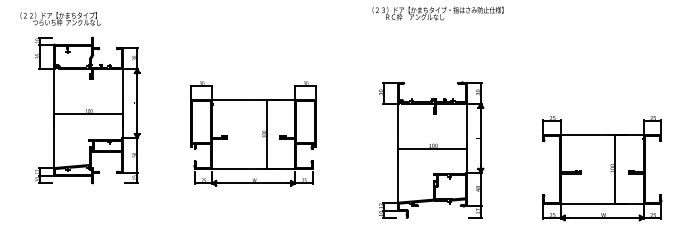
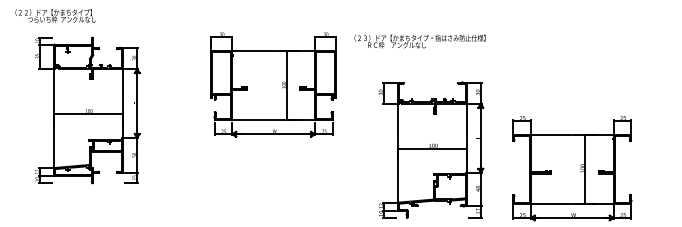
text position: (437, 13) -> (419, 41) (419, 41)
text position: (60, 18) -> (55, 15) (55, 15)
part position: (253, 133) -> (273, 84) (273, 84)
part position: (602, 168) -> (572, 168) (572, 168)
